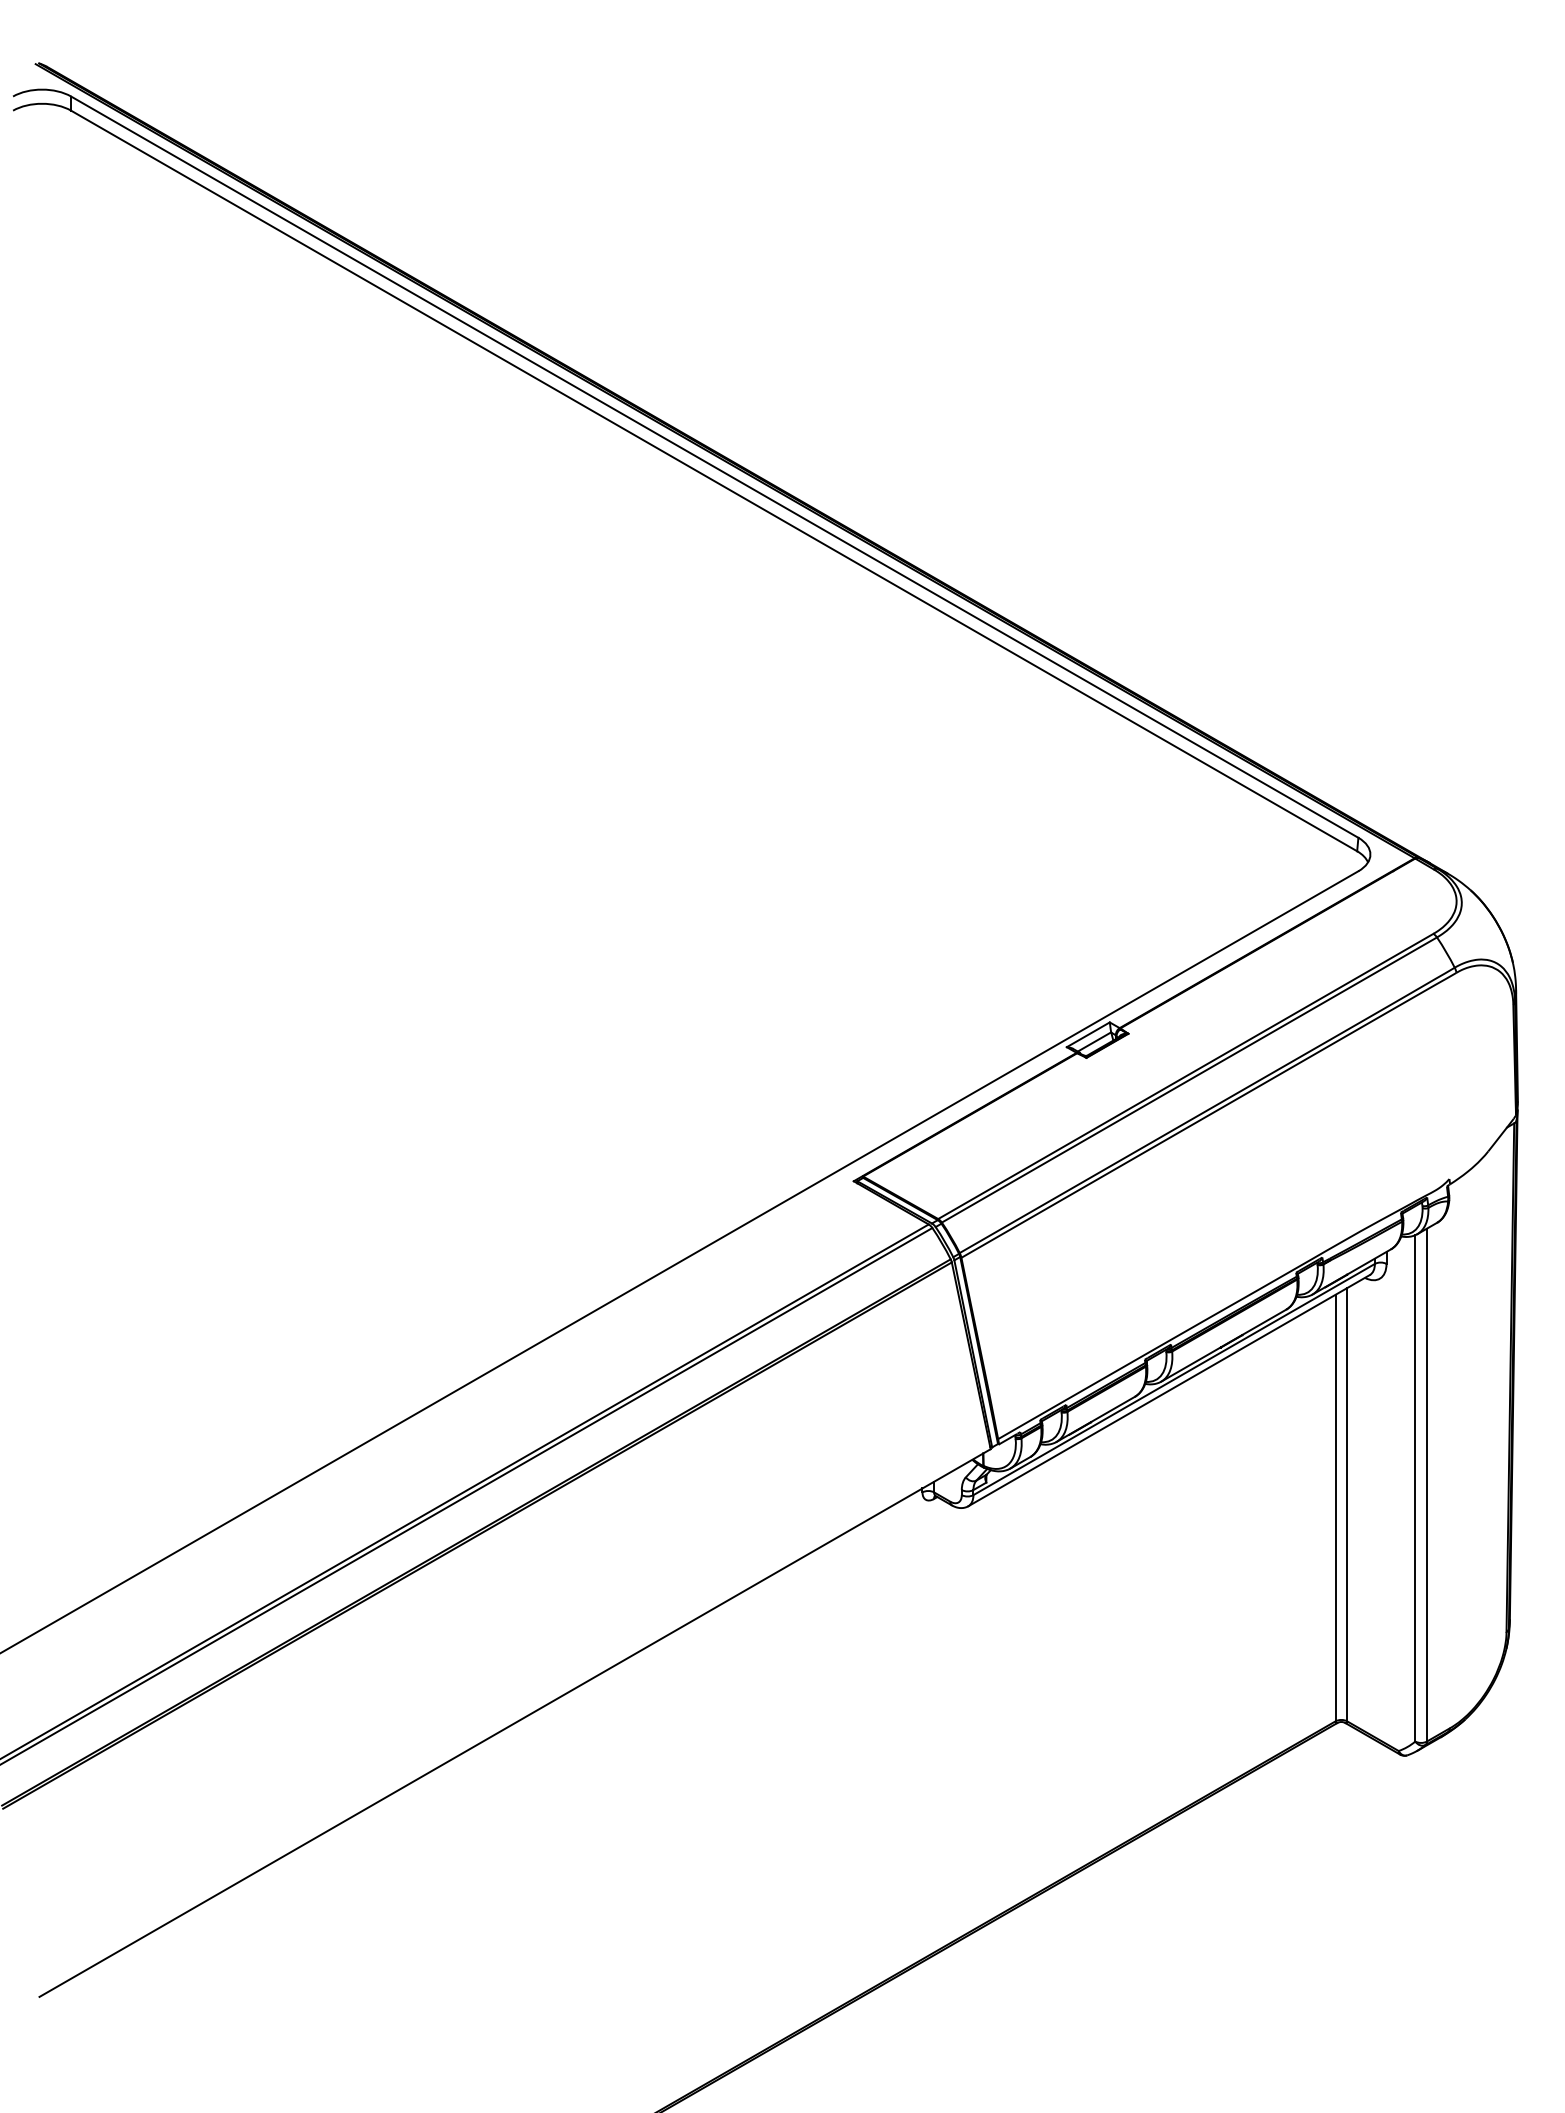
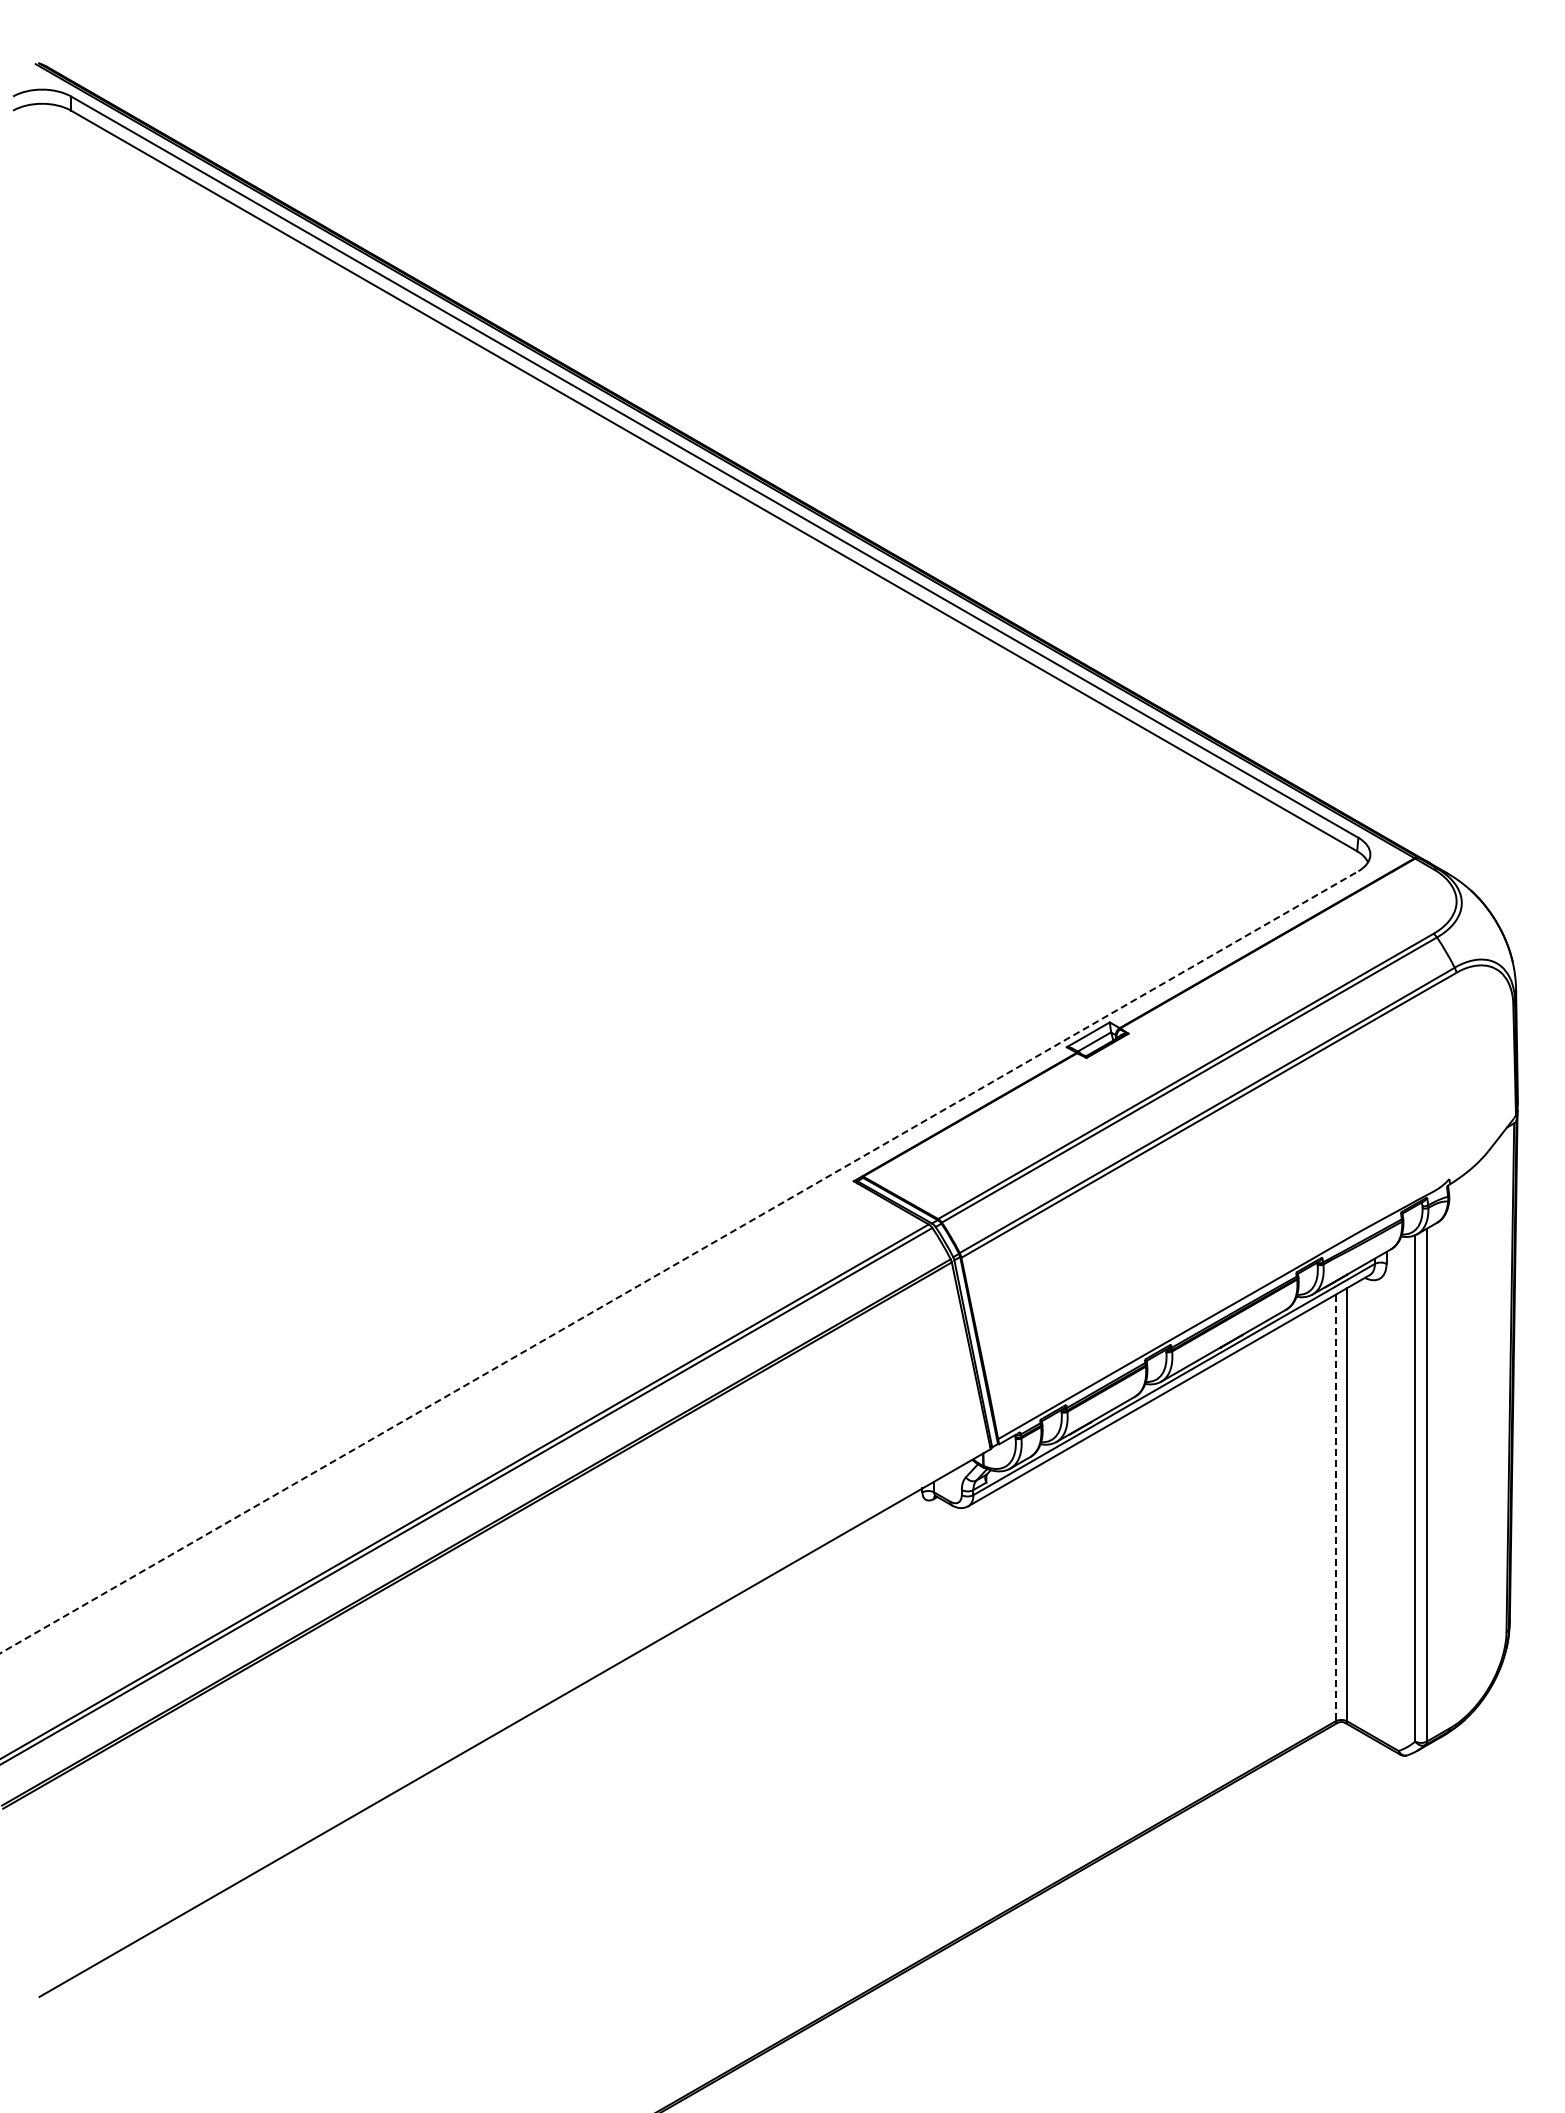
line: solid -> dashed (679, 1261)
line: solid -> dashed (1335, 1508)
